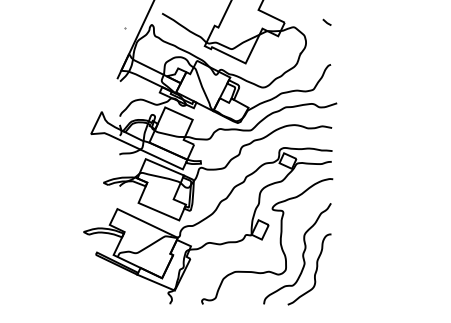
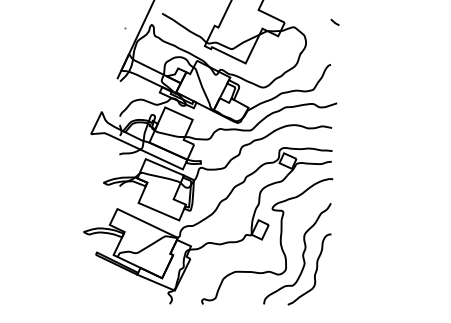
line position: (326, 21) -> (334, 21) (334, 21)
